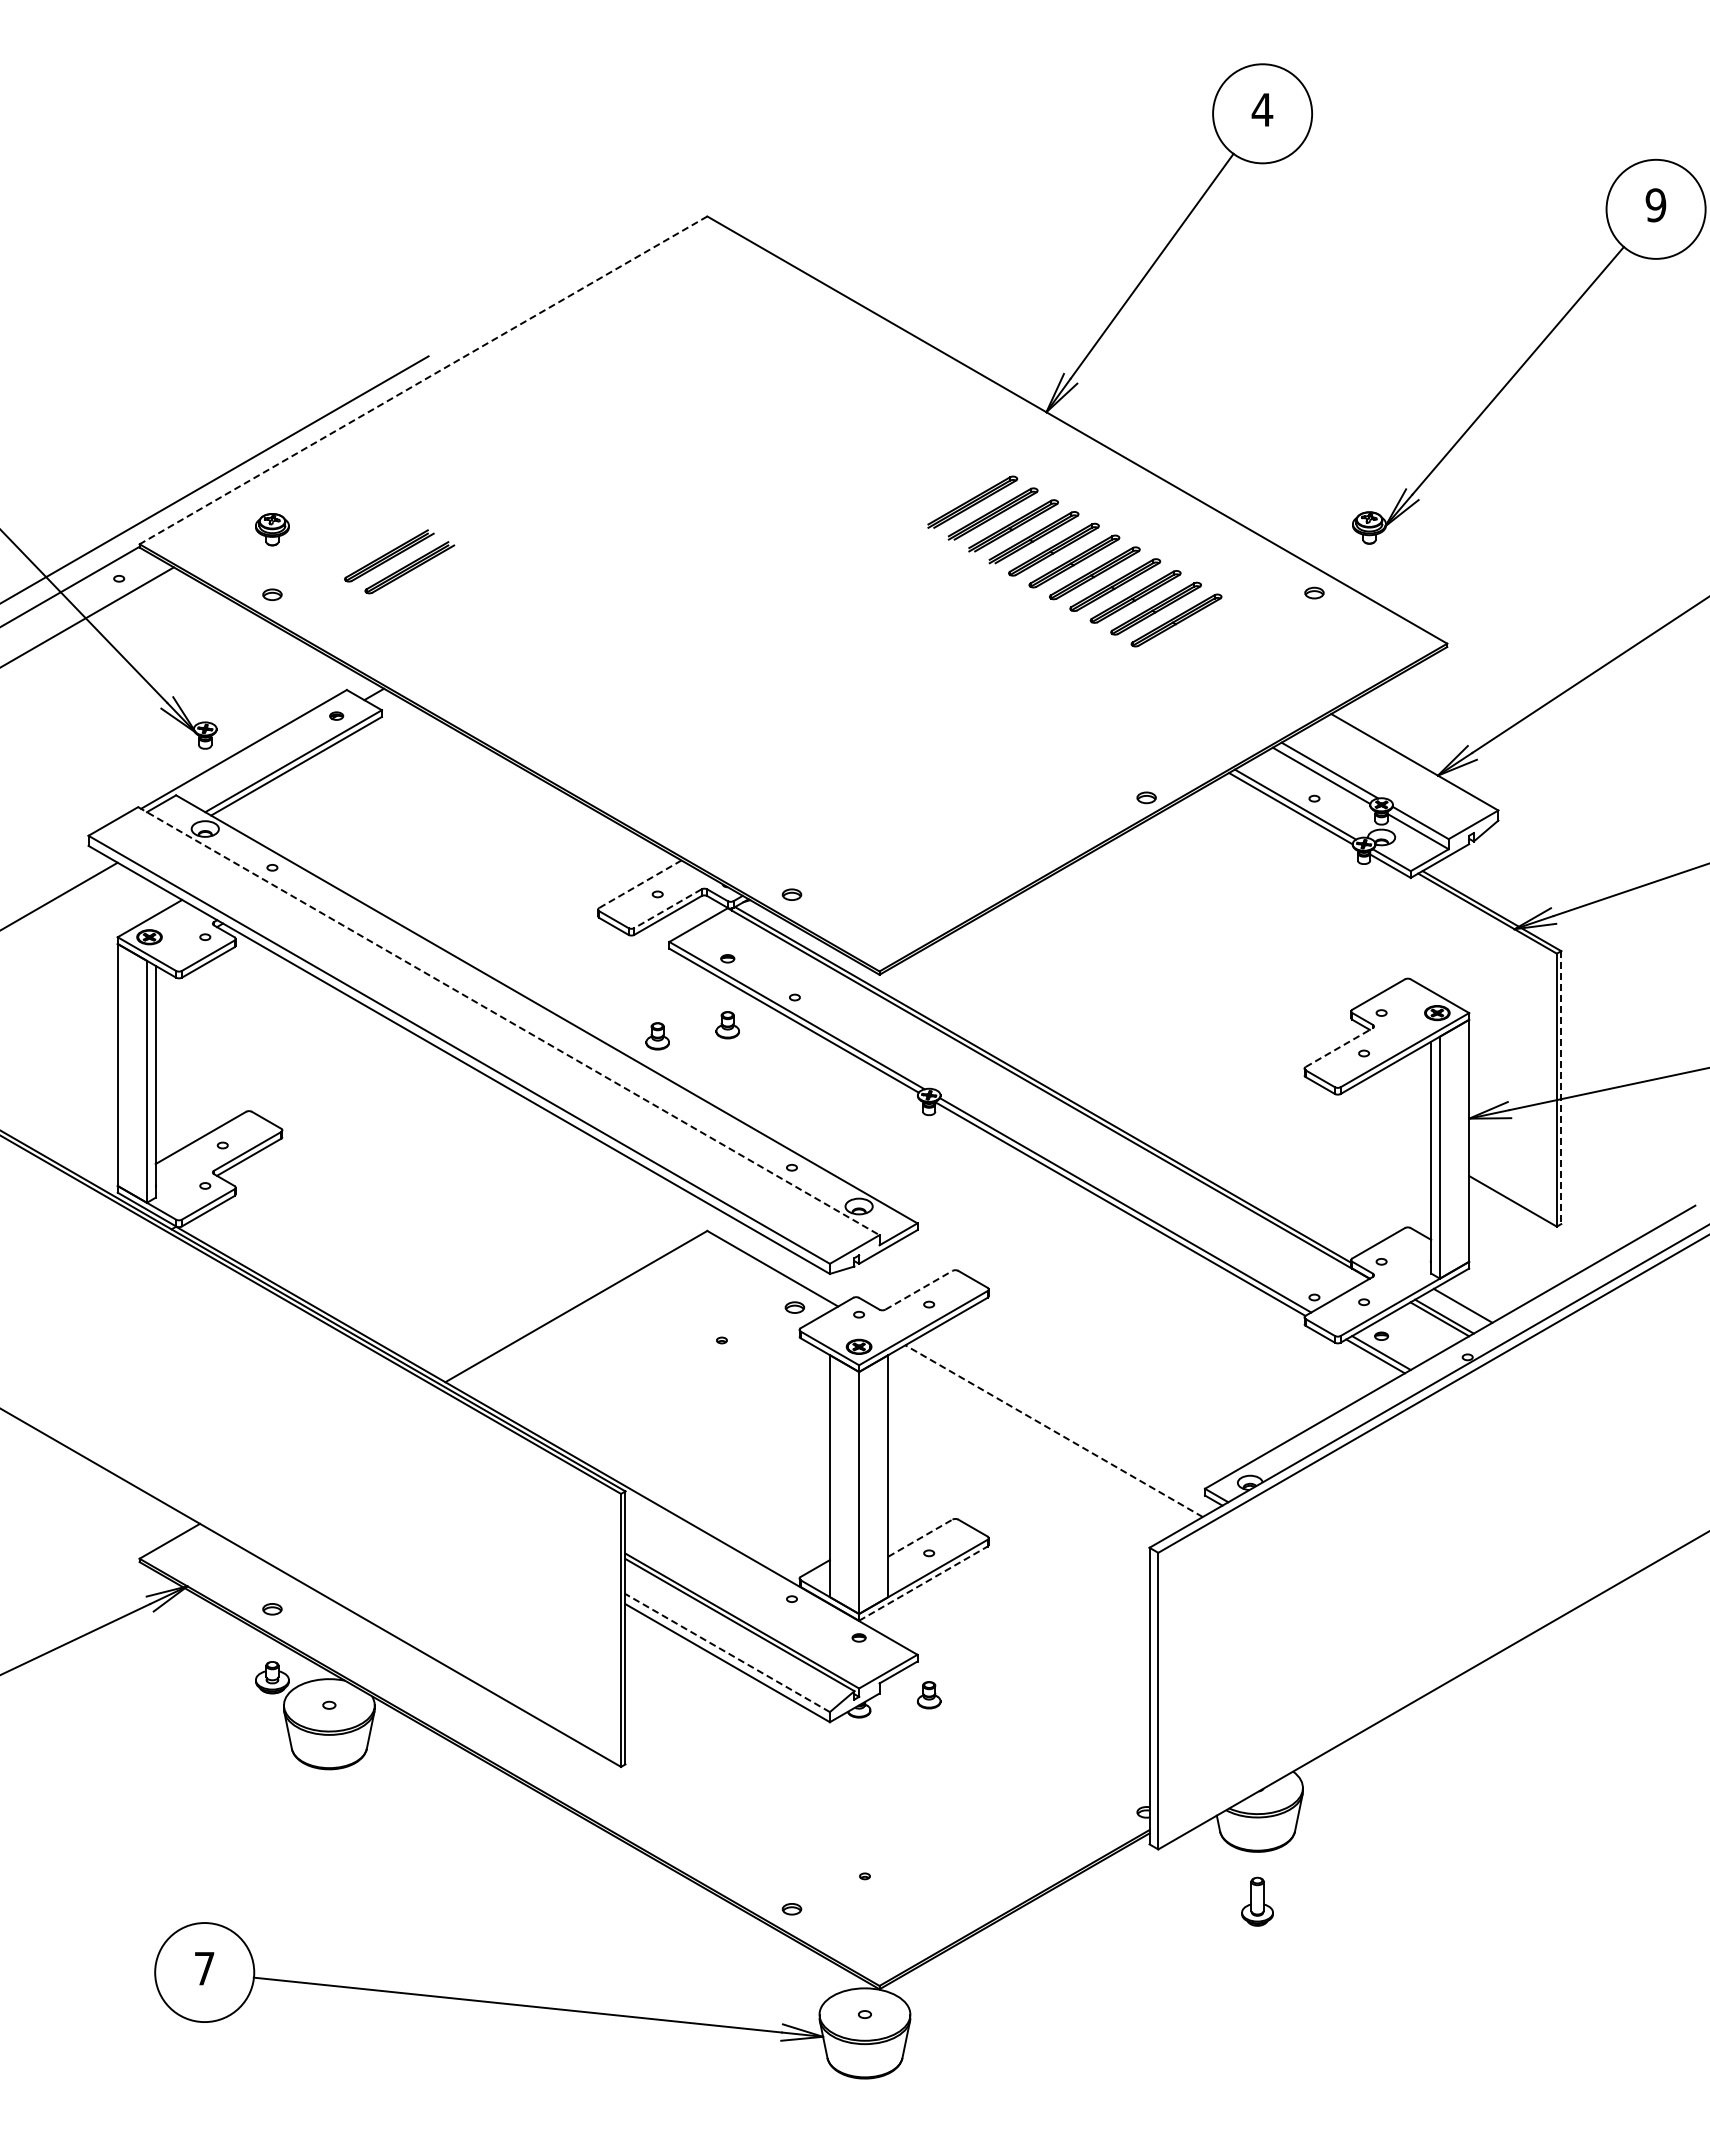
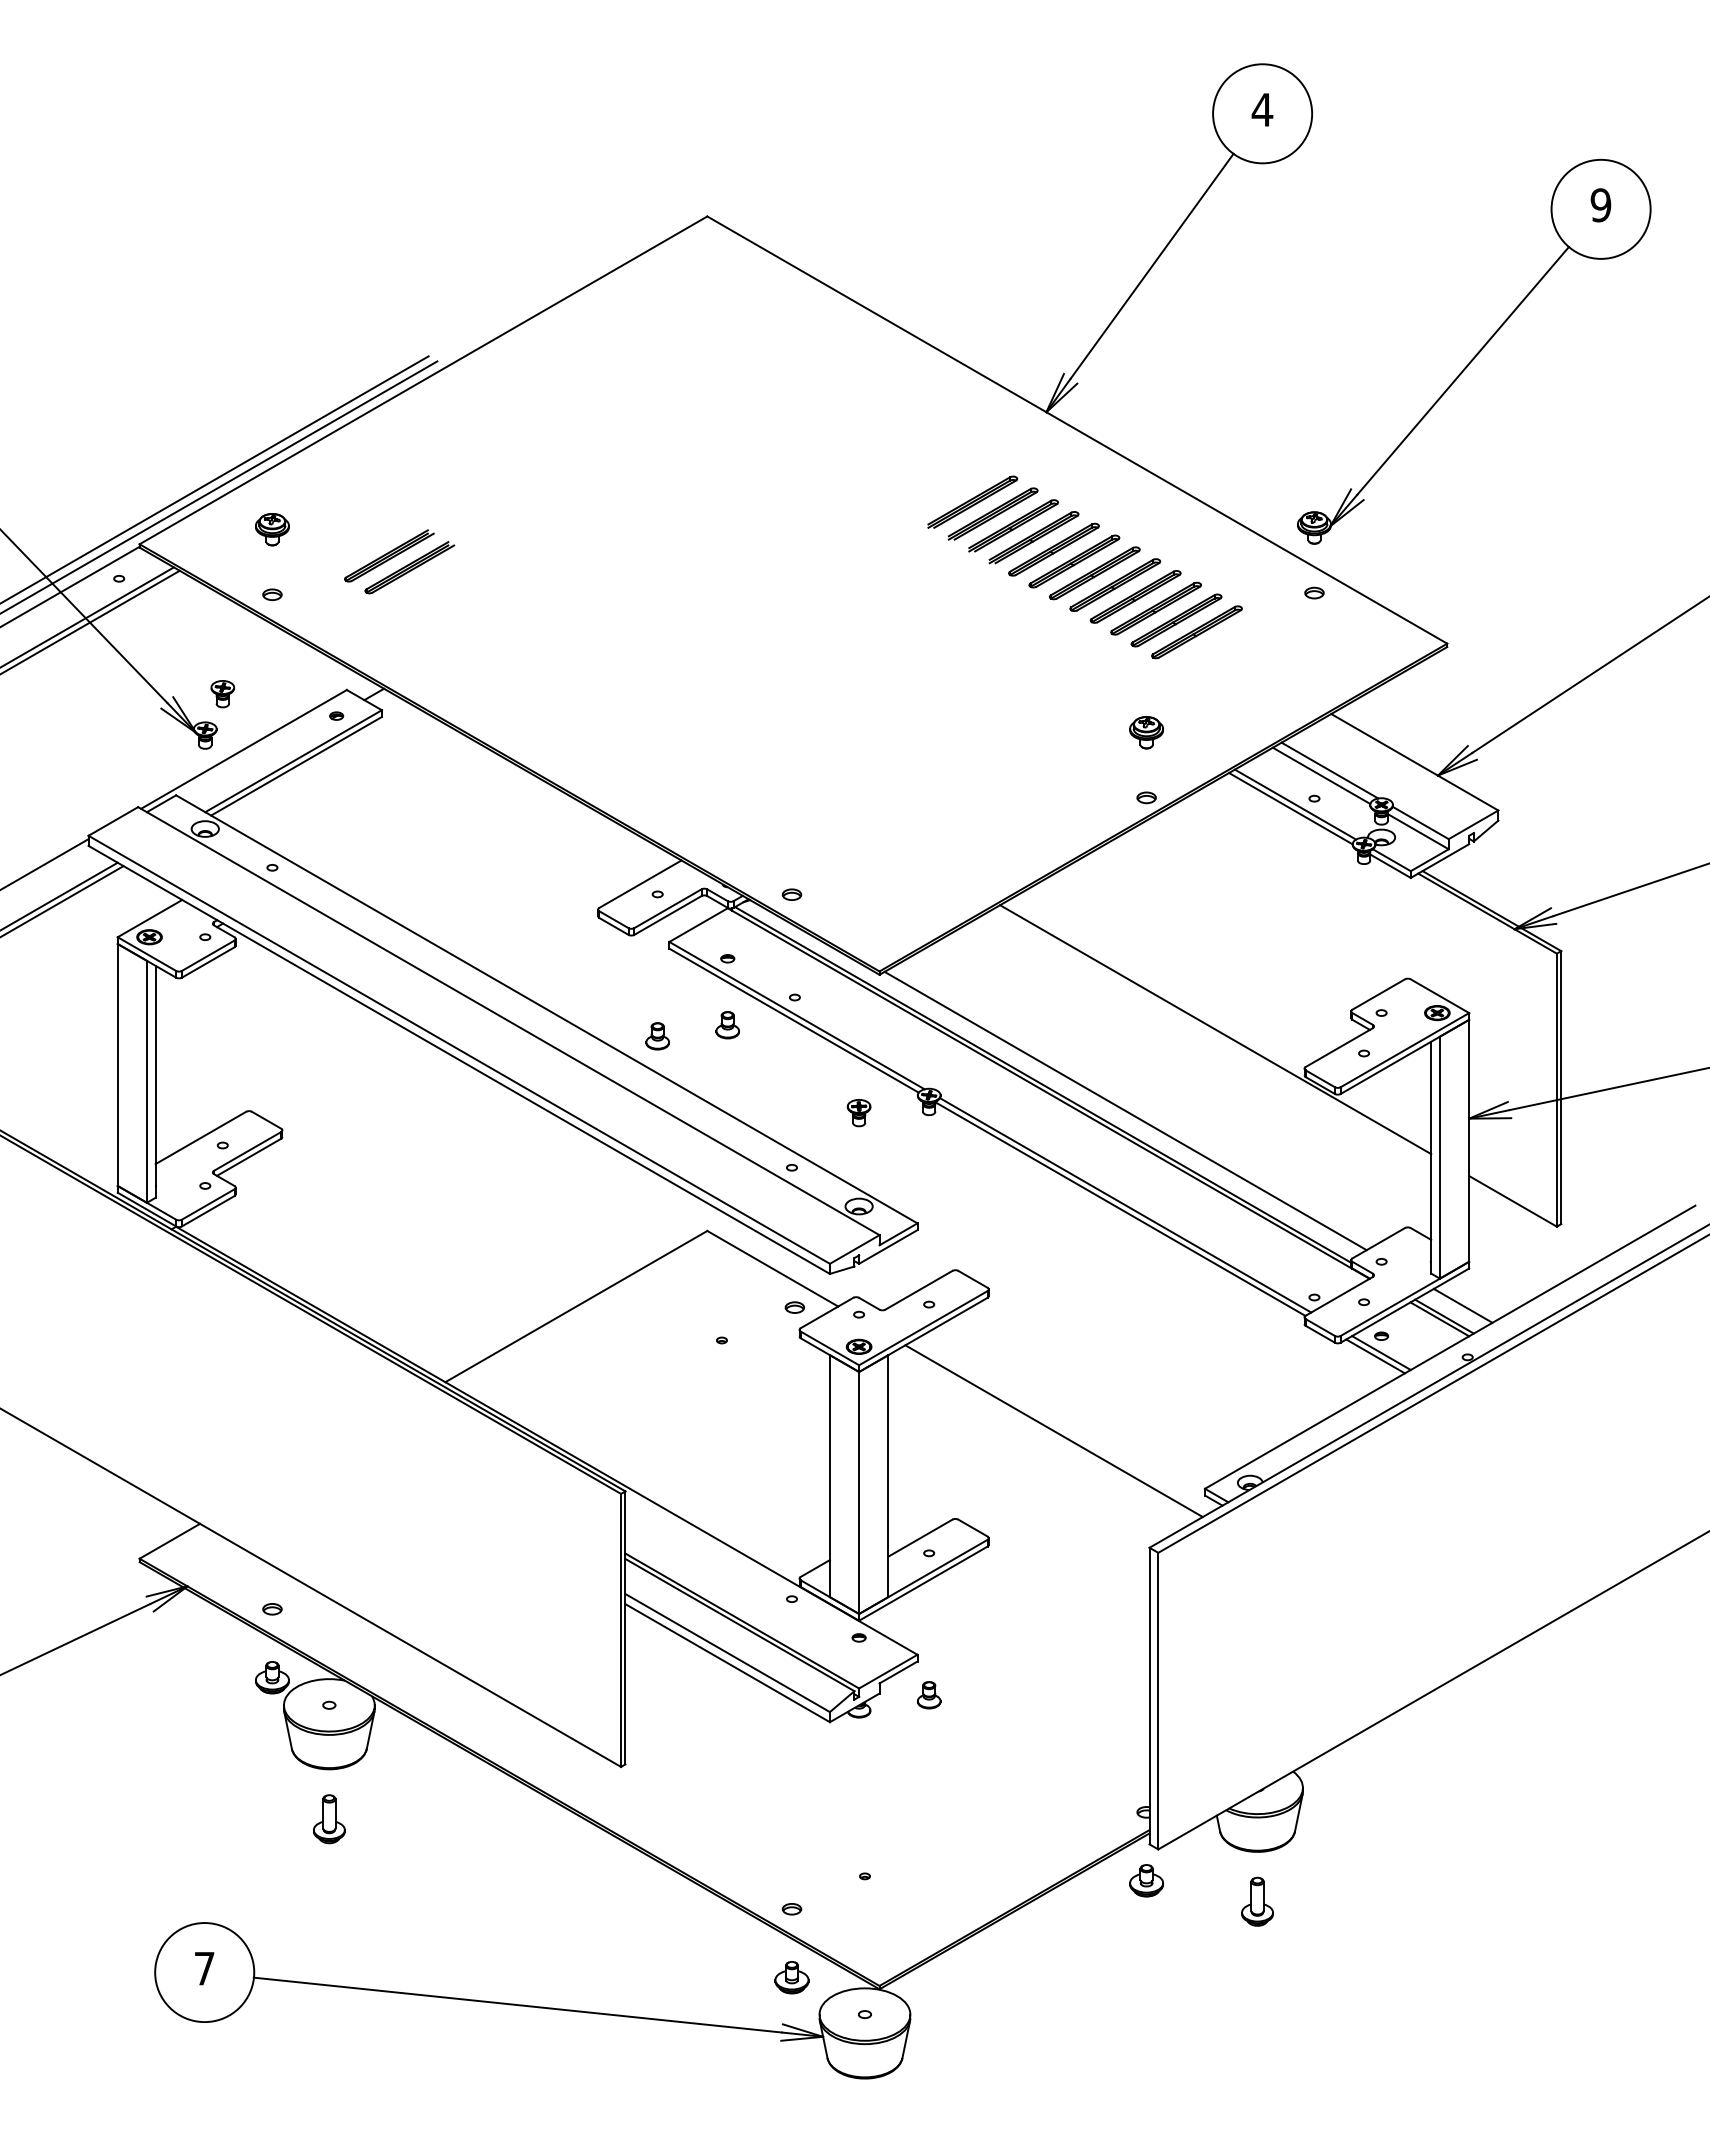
part position: (1529, 351) -> (1474, 351) (1474, 351)
line: dashed -> solid (423, 380)
line: none -> present (219, 486)
line: none -> present (90, 621)
part: none -> present (1196, 632)
part: none -> present (222, 694)
part: none -> present (1146, 732)
line: none -> present (45, 863)
line: dashed -> solid (640, 883)
line: none -> present (62, 900)
line: dashed -> solid (667, 908)
line: dashed -> solid (509, 1021)
line: none -> present (1215, 1029)
line: dashed -> solid (1339, 1047)
line: dashed -> solid (1561, 1087)
line: none -> present (1125, 1110)
part: none -> present (858, 1113)
line: dashed -> solid (918, 1290)
line: dashed -> solid (1054, 1431)
line: dashed -> solid (920, 1537)
line: dashed -> solid (923, 1583)
line: dashed -> solid (727, 1652)
part: none -> present (329, 1819)
part: none -> present (1146, 1880)
part: none -> present (791, 1977)
